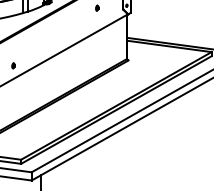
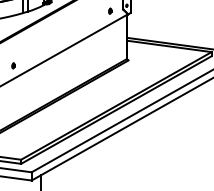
part position: (97, 7) -> (110, 10) (110, 10)
